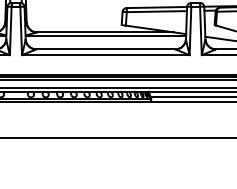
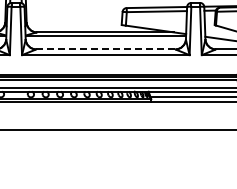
line: solid -> dashed (105, 49)
line position: (117, 138) -> (117, 130) (117, 130)
